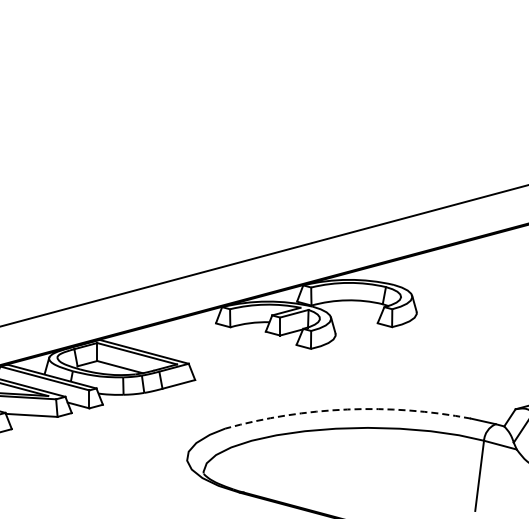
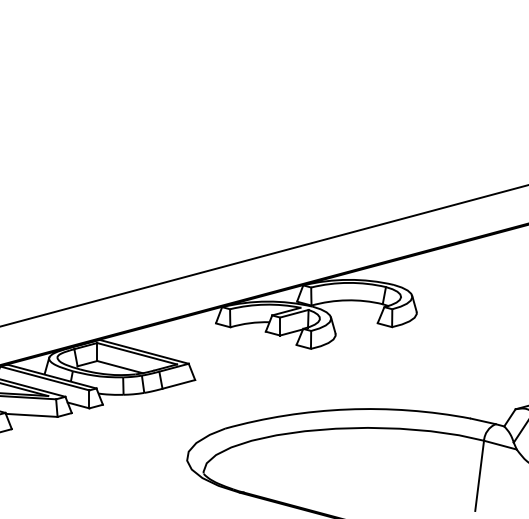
arc: dashed -> solid (347, 409)
